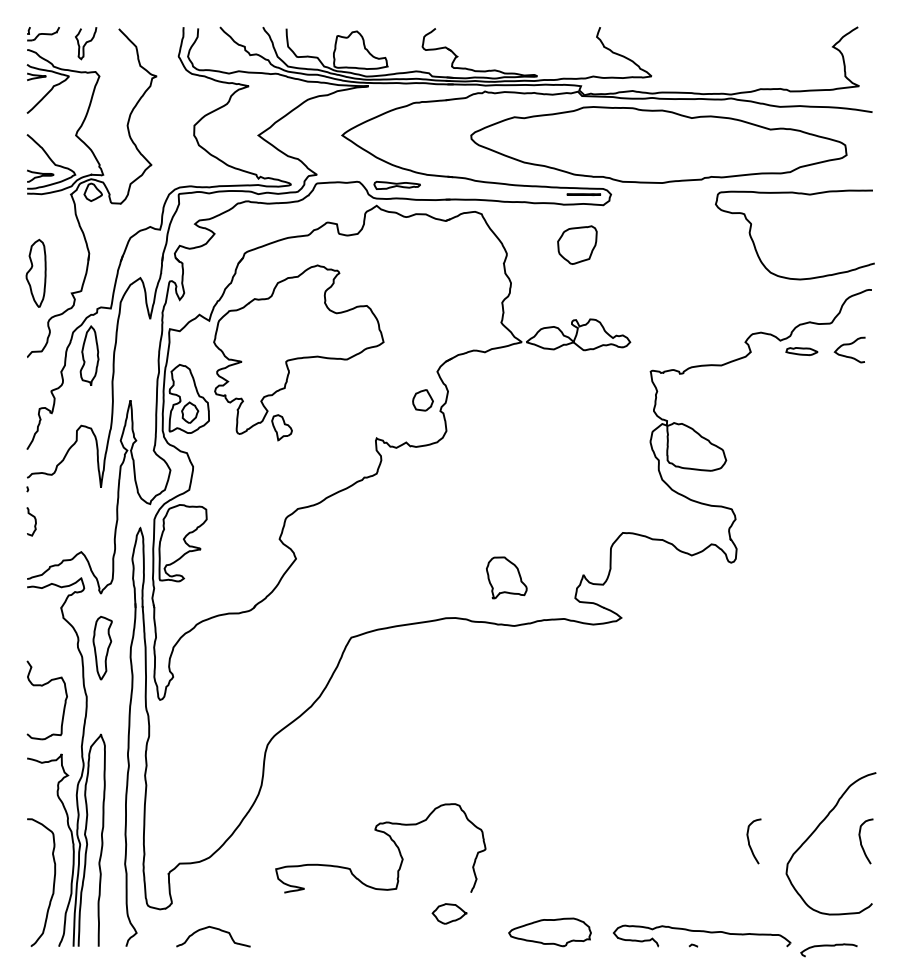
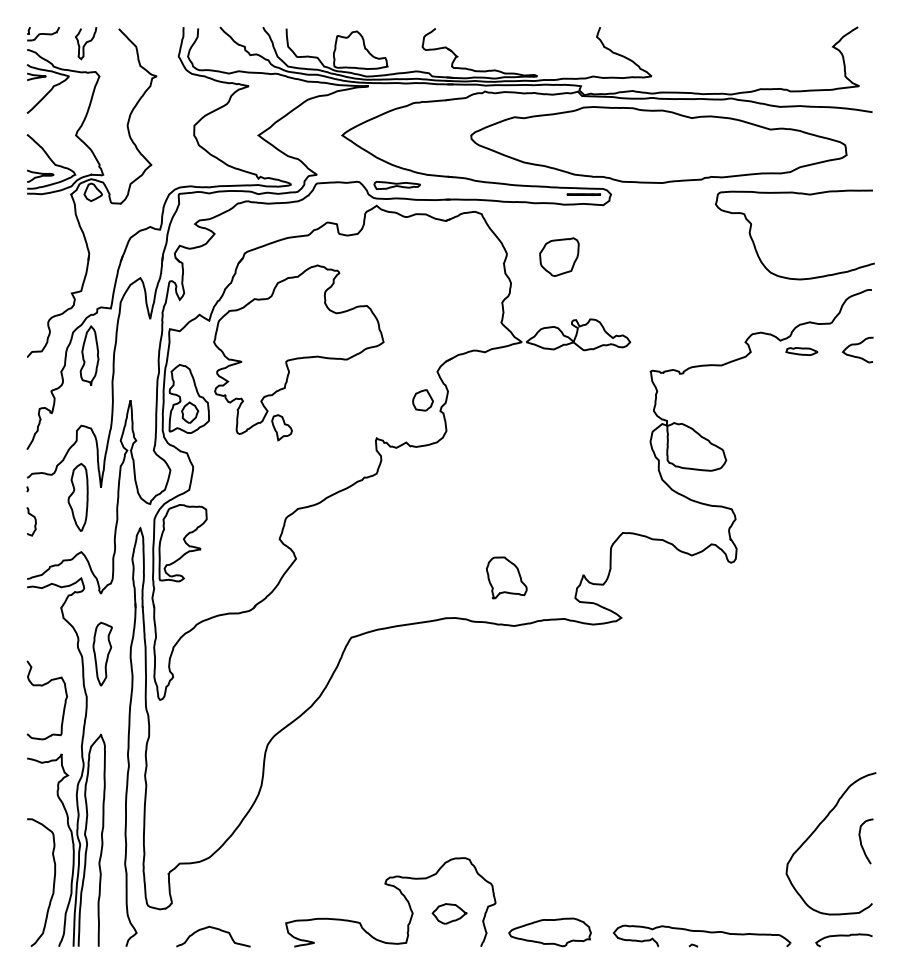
part position: (577, 244) -> (559, 256) (559, 256)
part position: (35, 272) -> (77, 496) (77, 496)
curve position: (849, 345) -> (857, 345) (857, 345)
part position: (102, 648) -> (102, 654) (102, 654)
curve position: (390, 839) -> (400, 893) (400, 893)
curve: present -> none (749, 841)
curve position: (828, 946) -> (843, 936) (843, 936)
